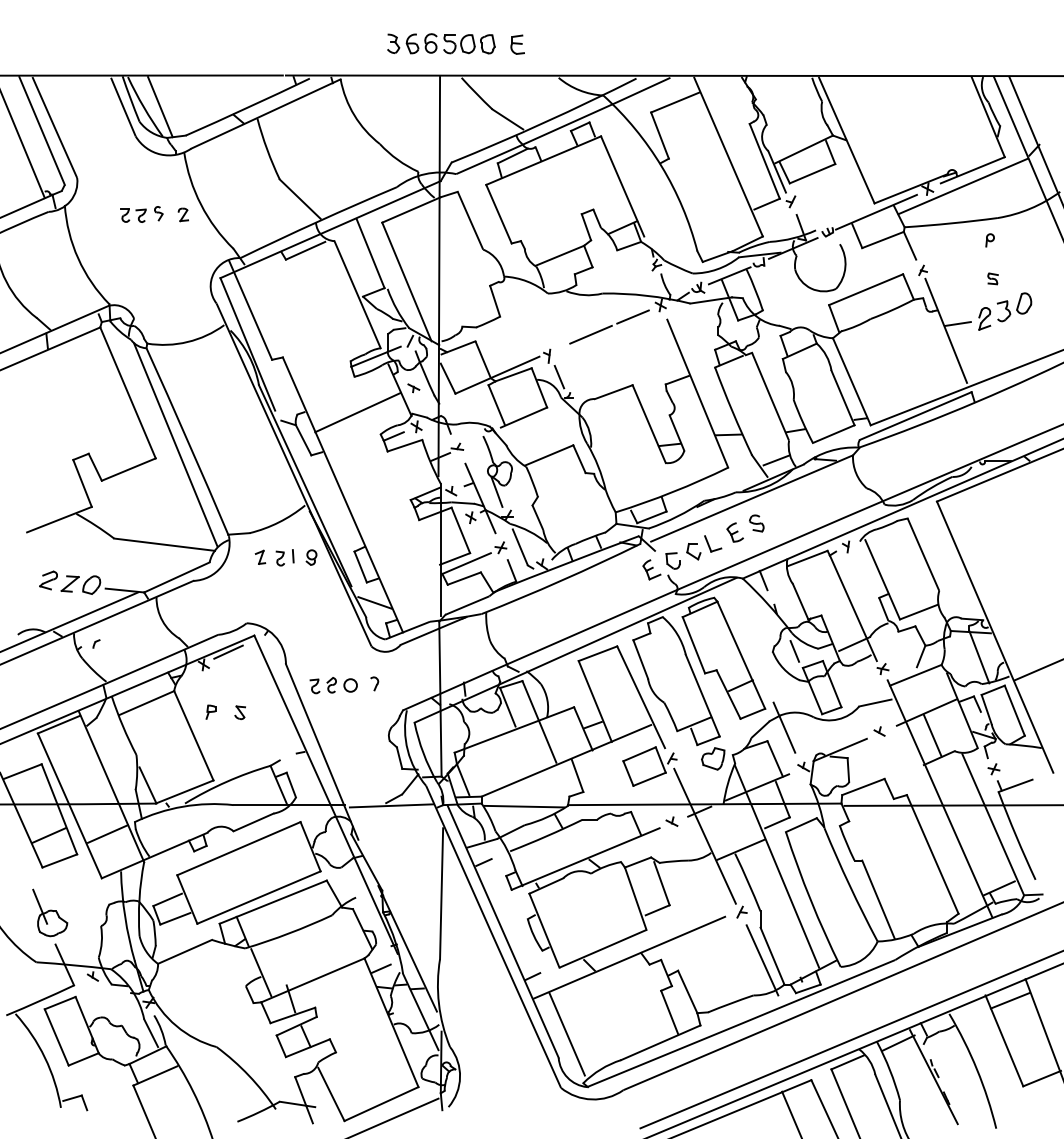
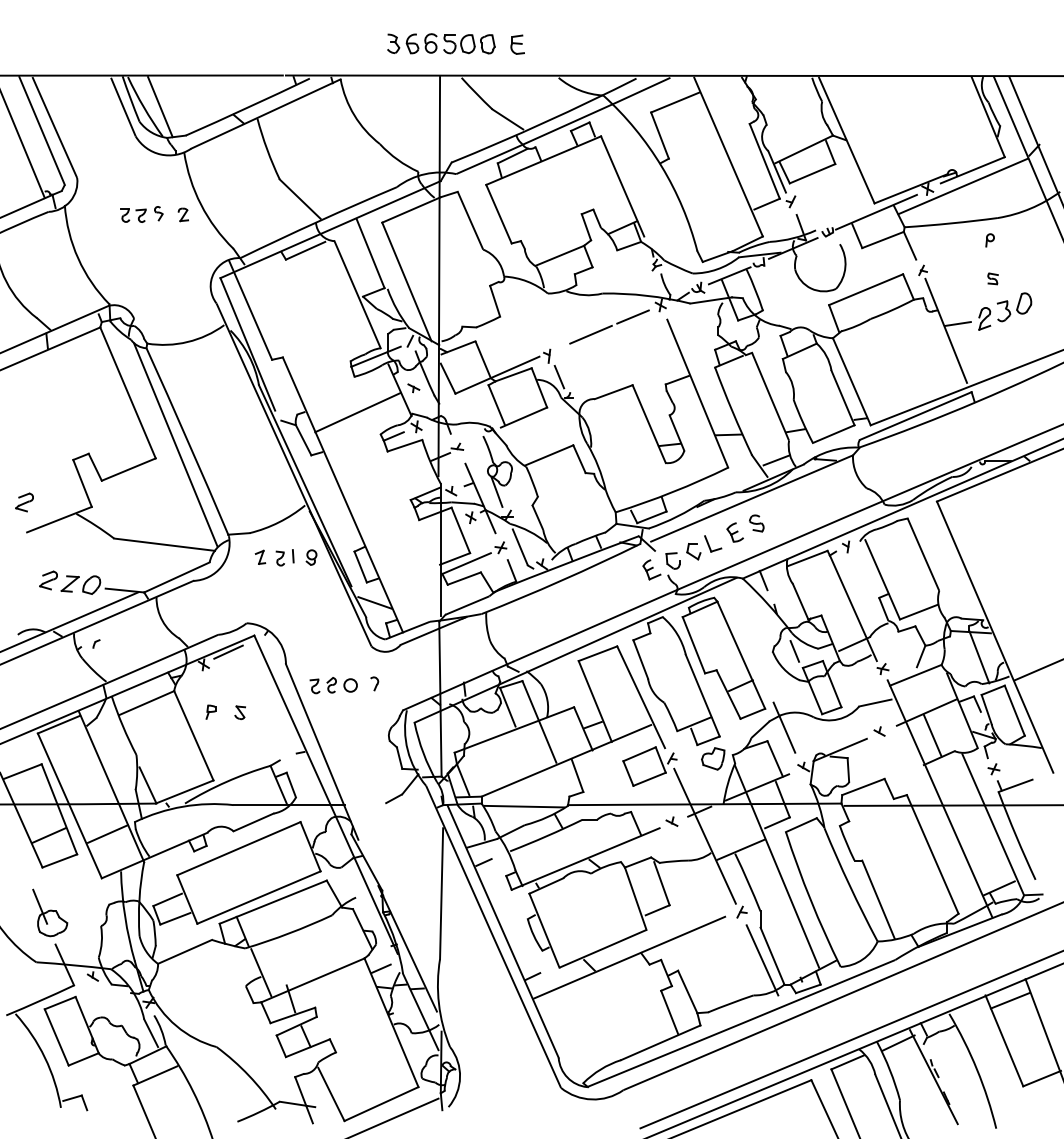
part: none -> present (24, 502)
line: present -> none (391, 805)
line: present -> none (566, 1034)
line: present -> none (791, 1113)
